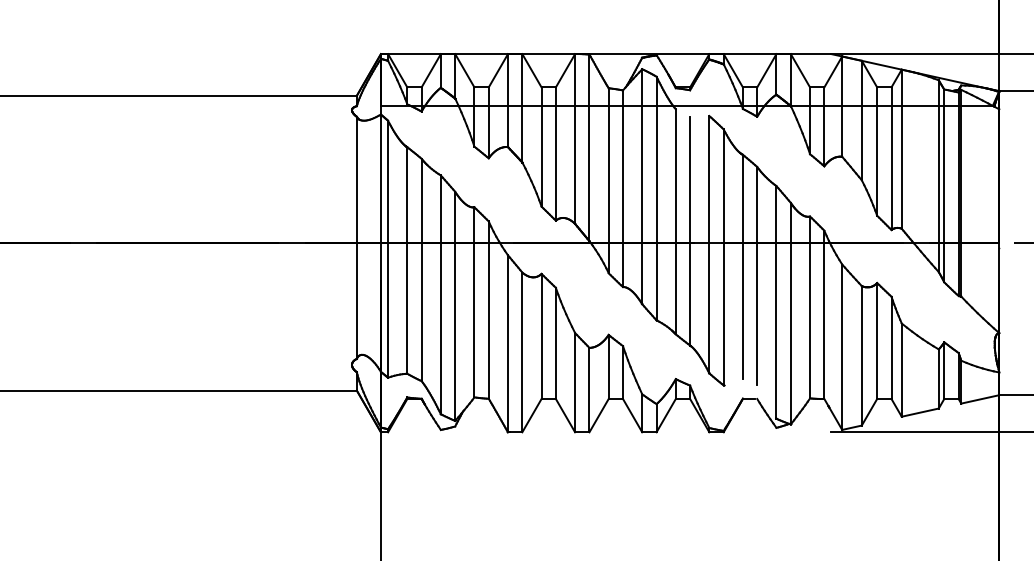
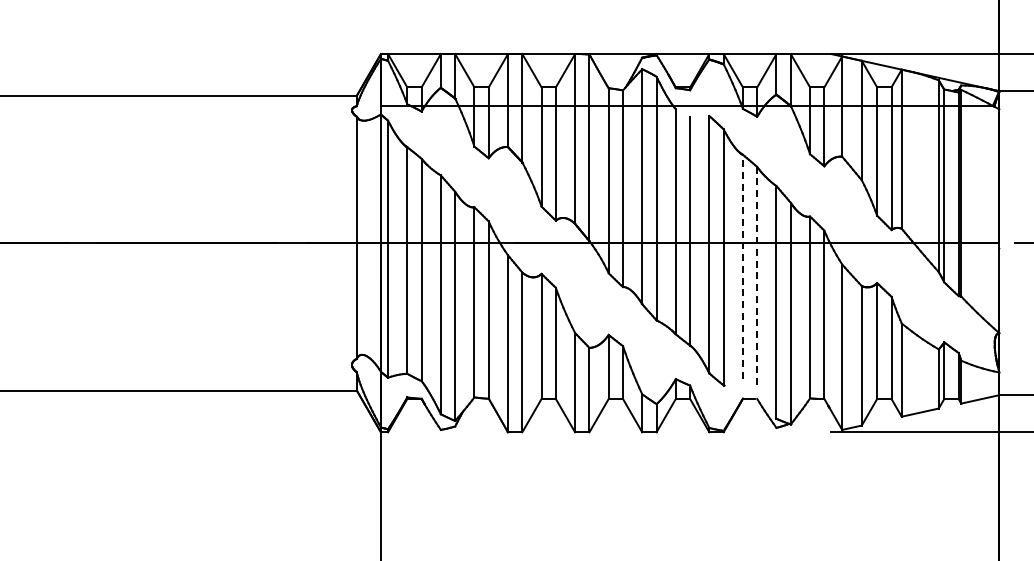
line: solid -> dashed (742, 266)
line: solid -> dashed (757, 275)
